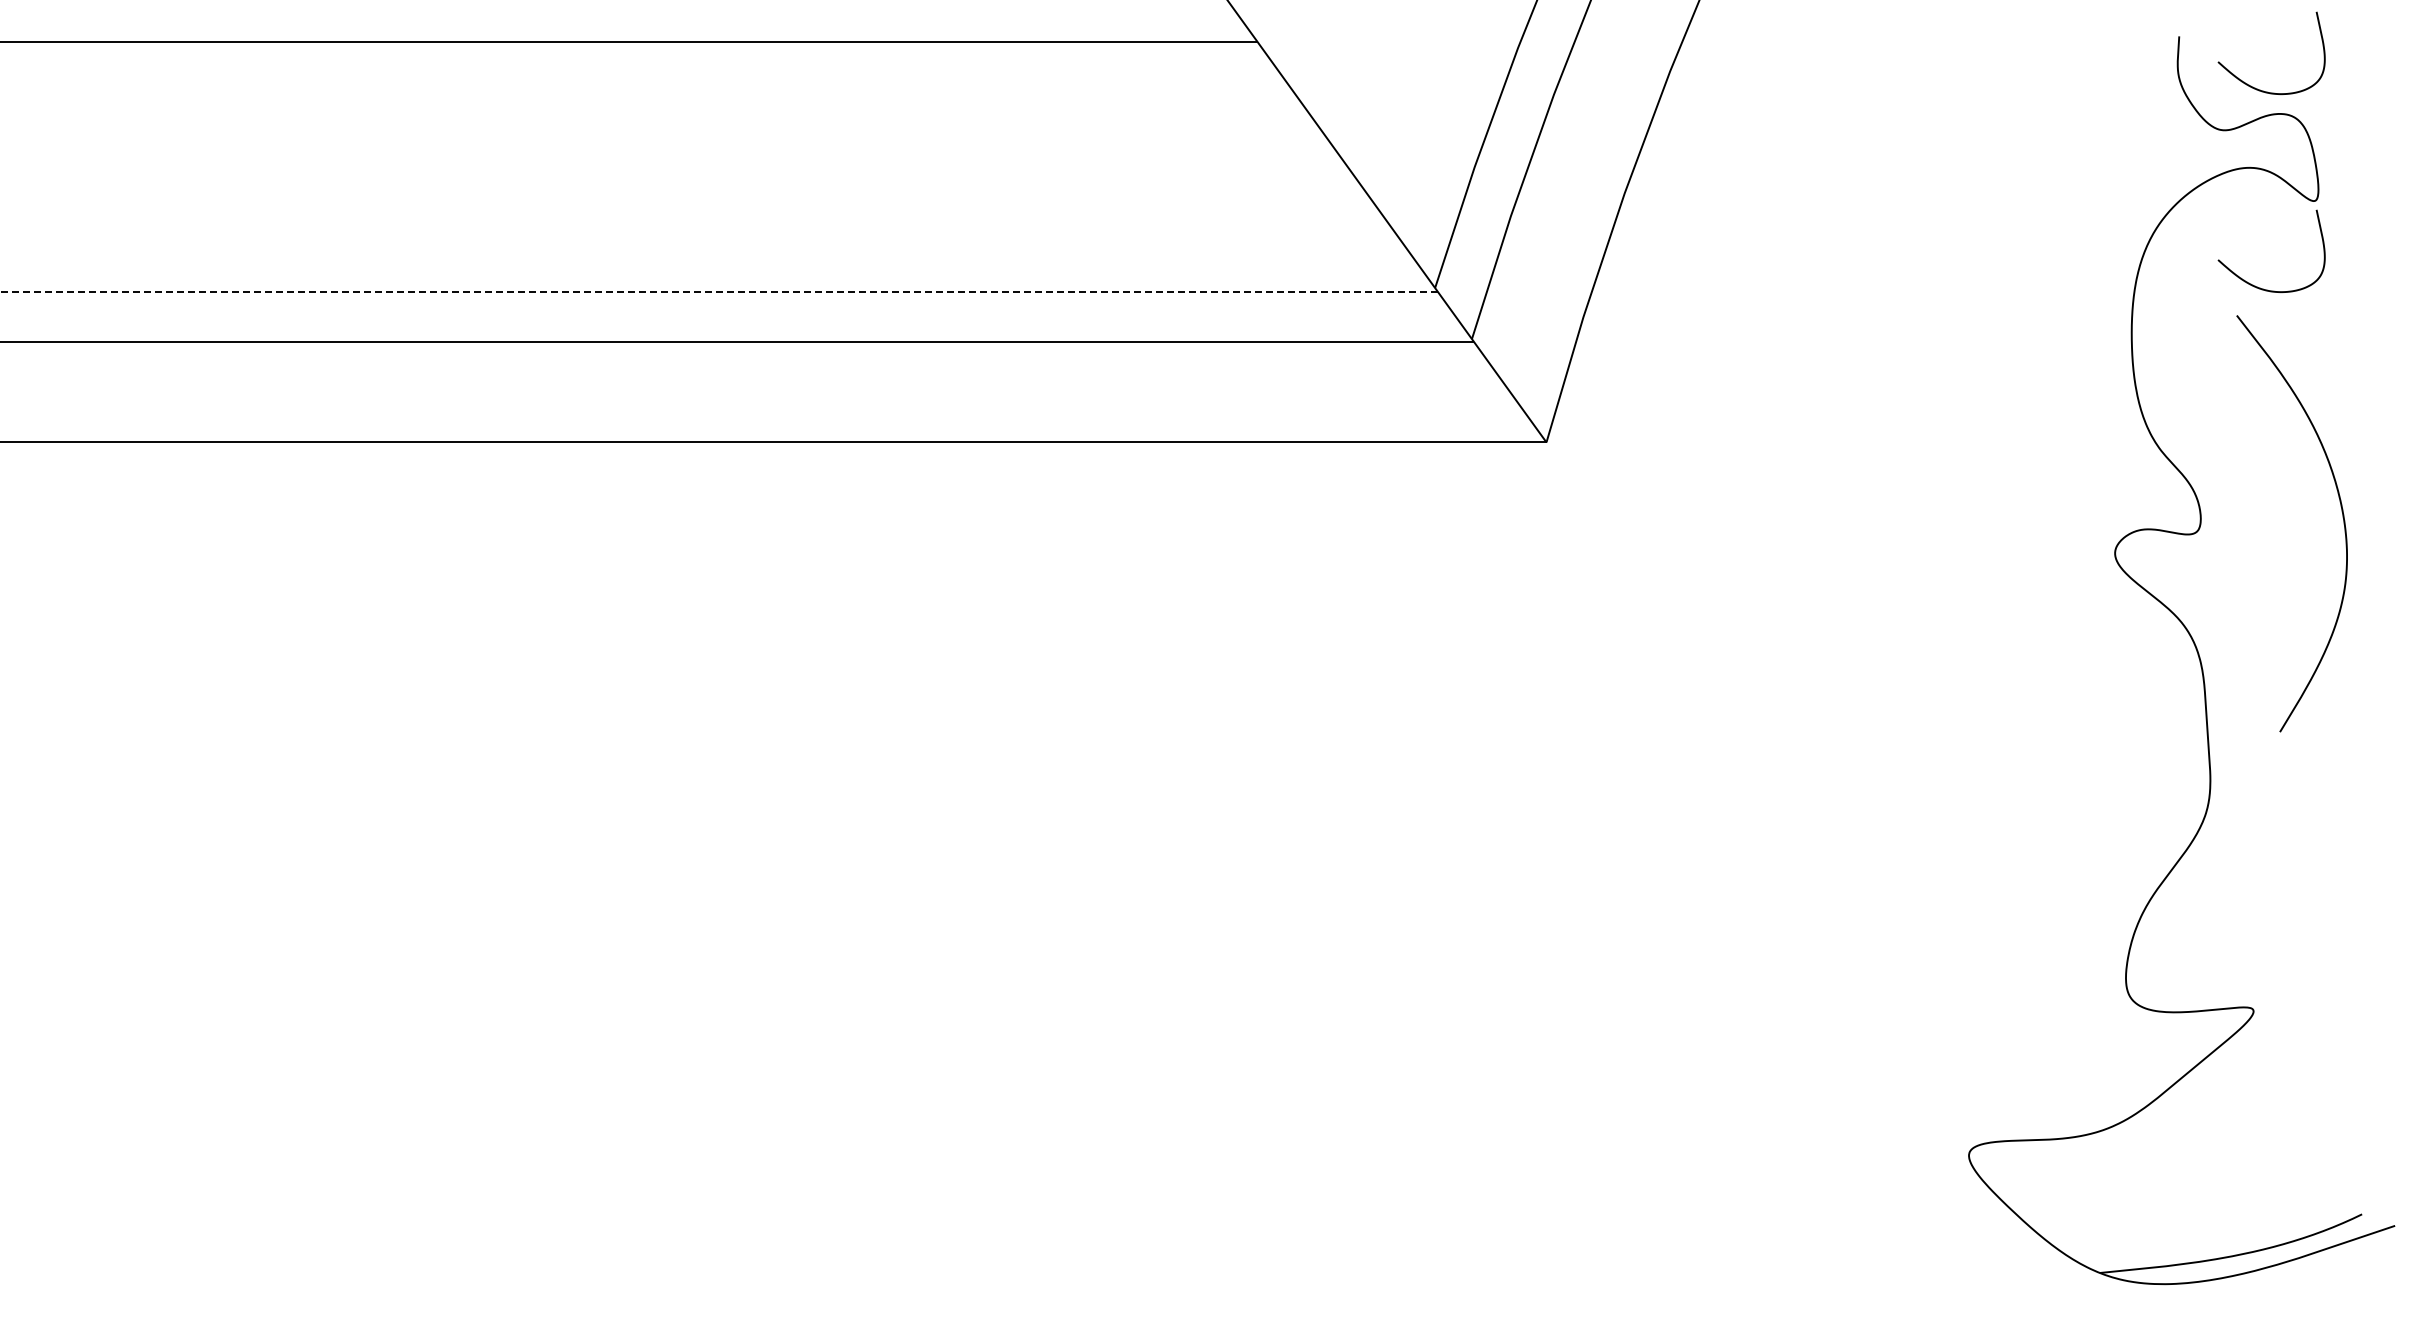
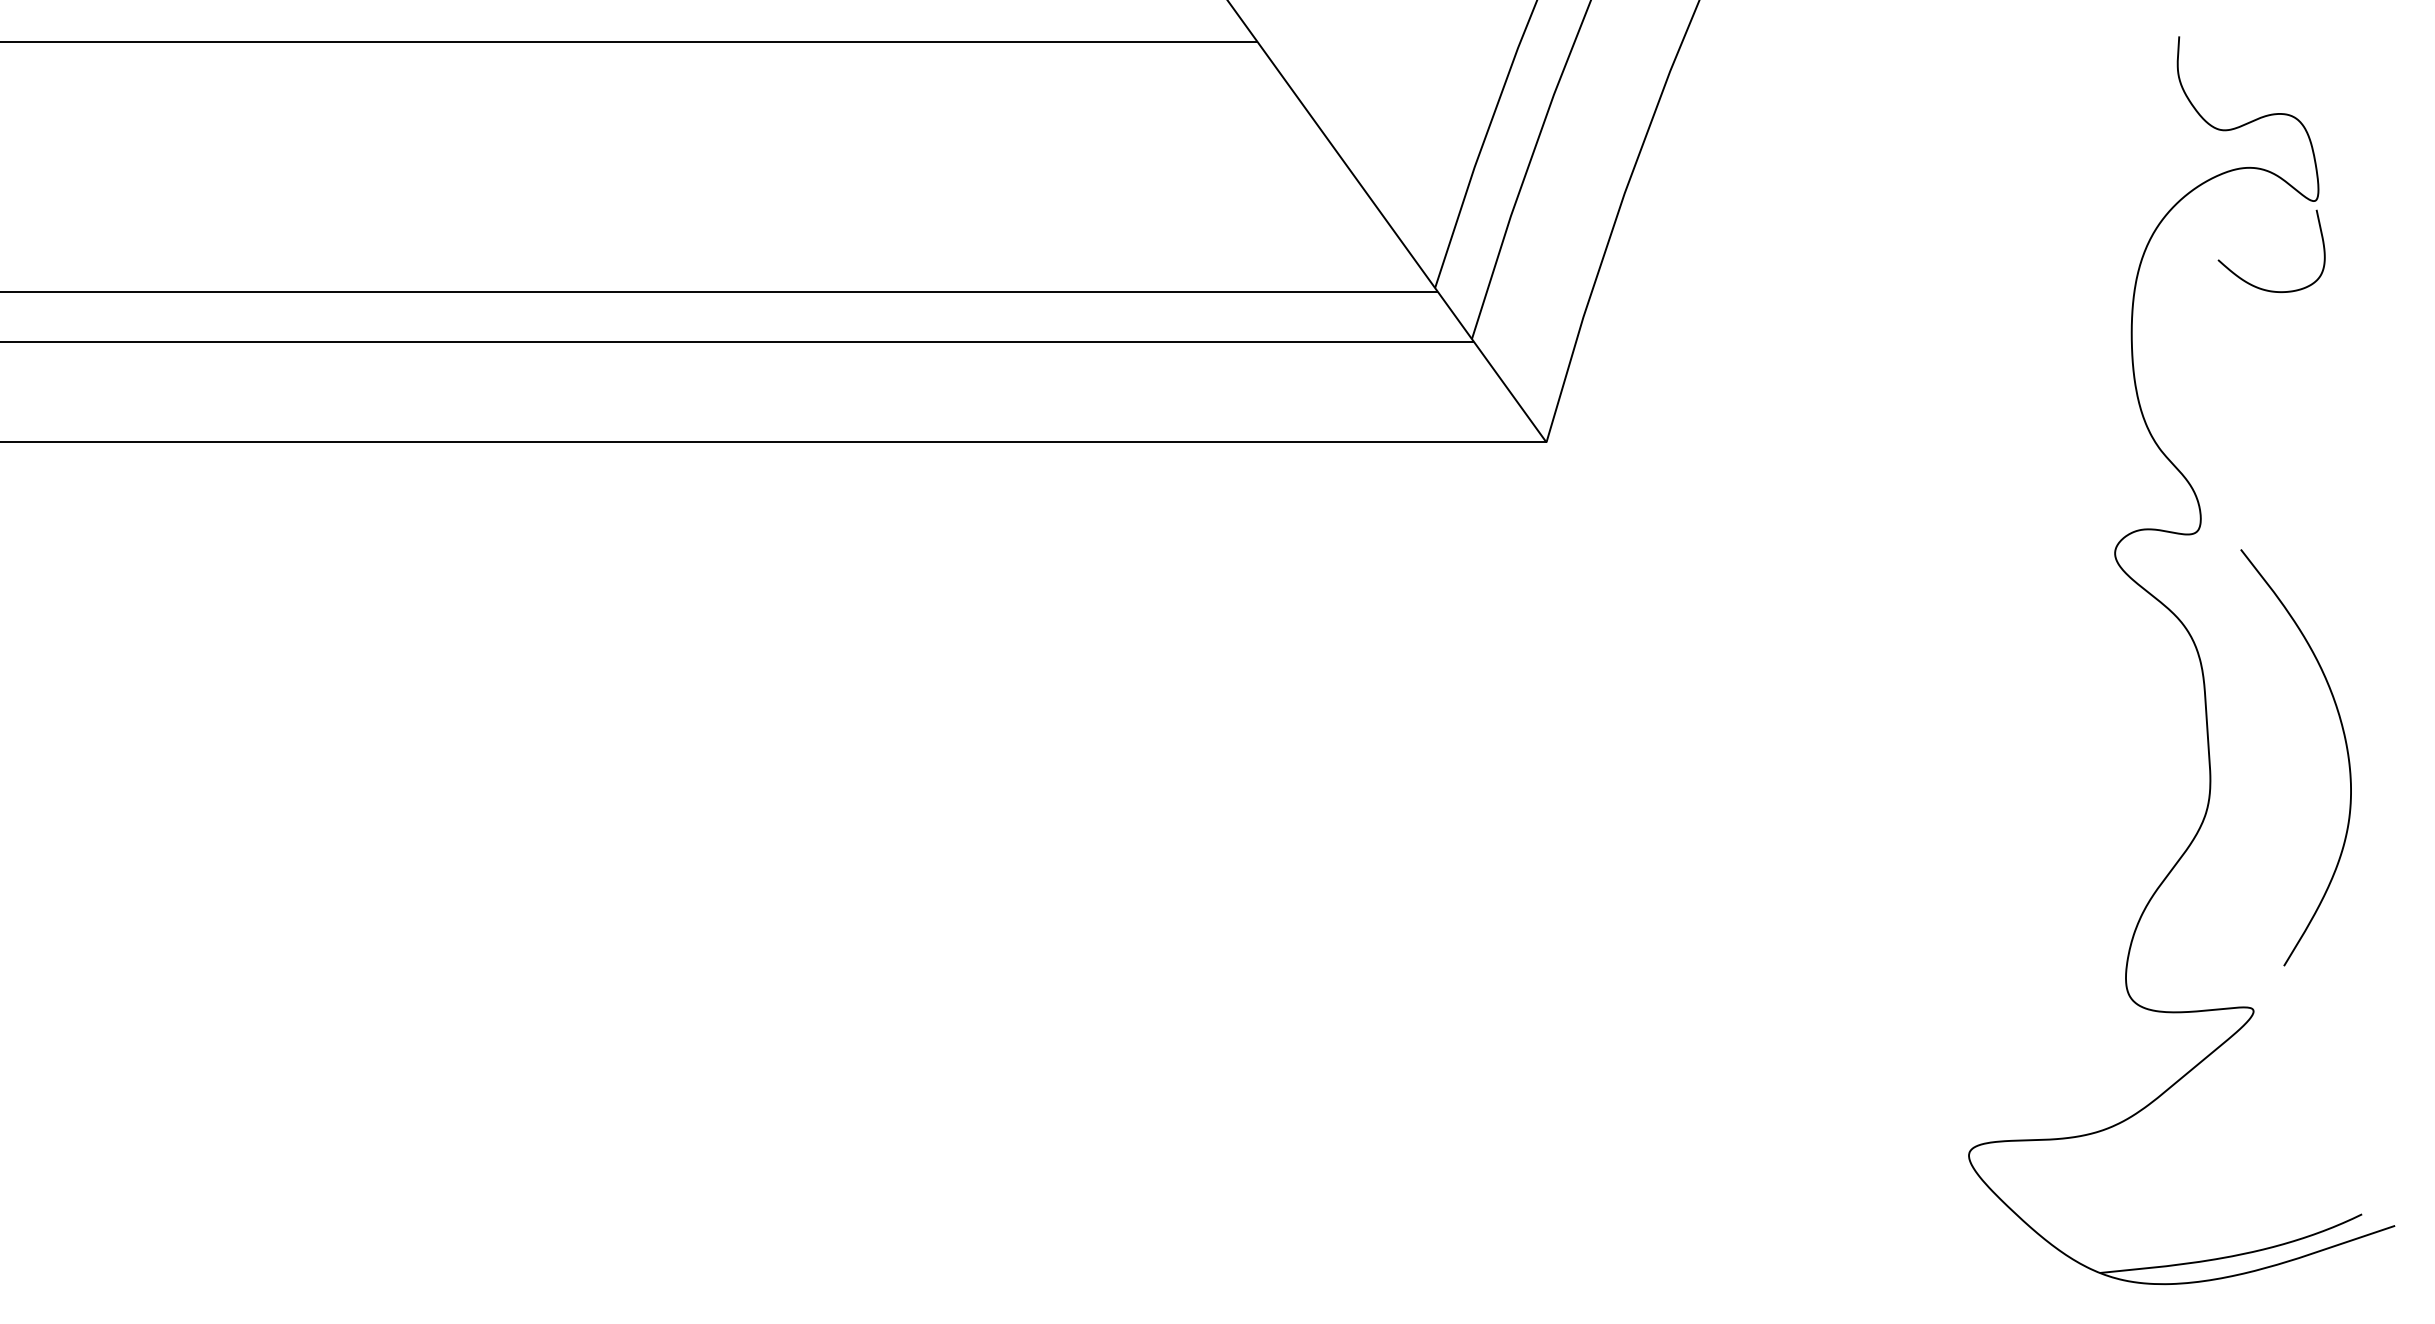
curve: present -> none (2253, 86)
line: dashed -> solid (719, 292)
curve position: (2342, 517) -> (2346, 751) (2346, 751)
